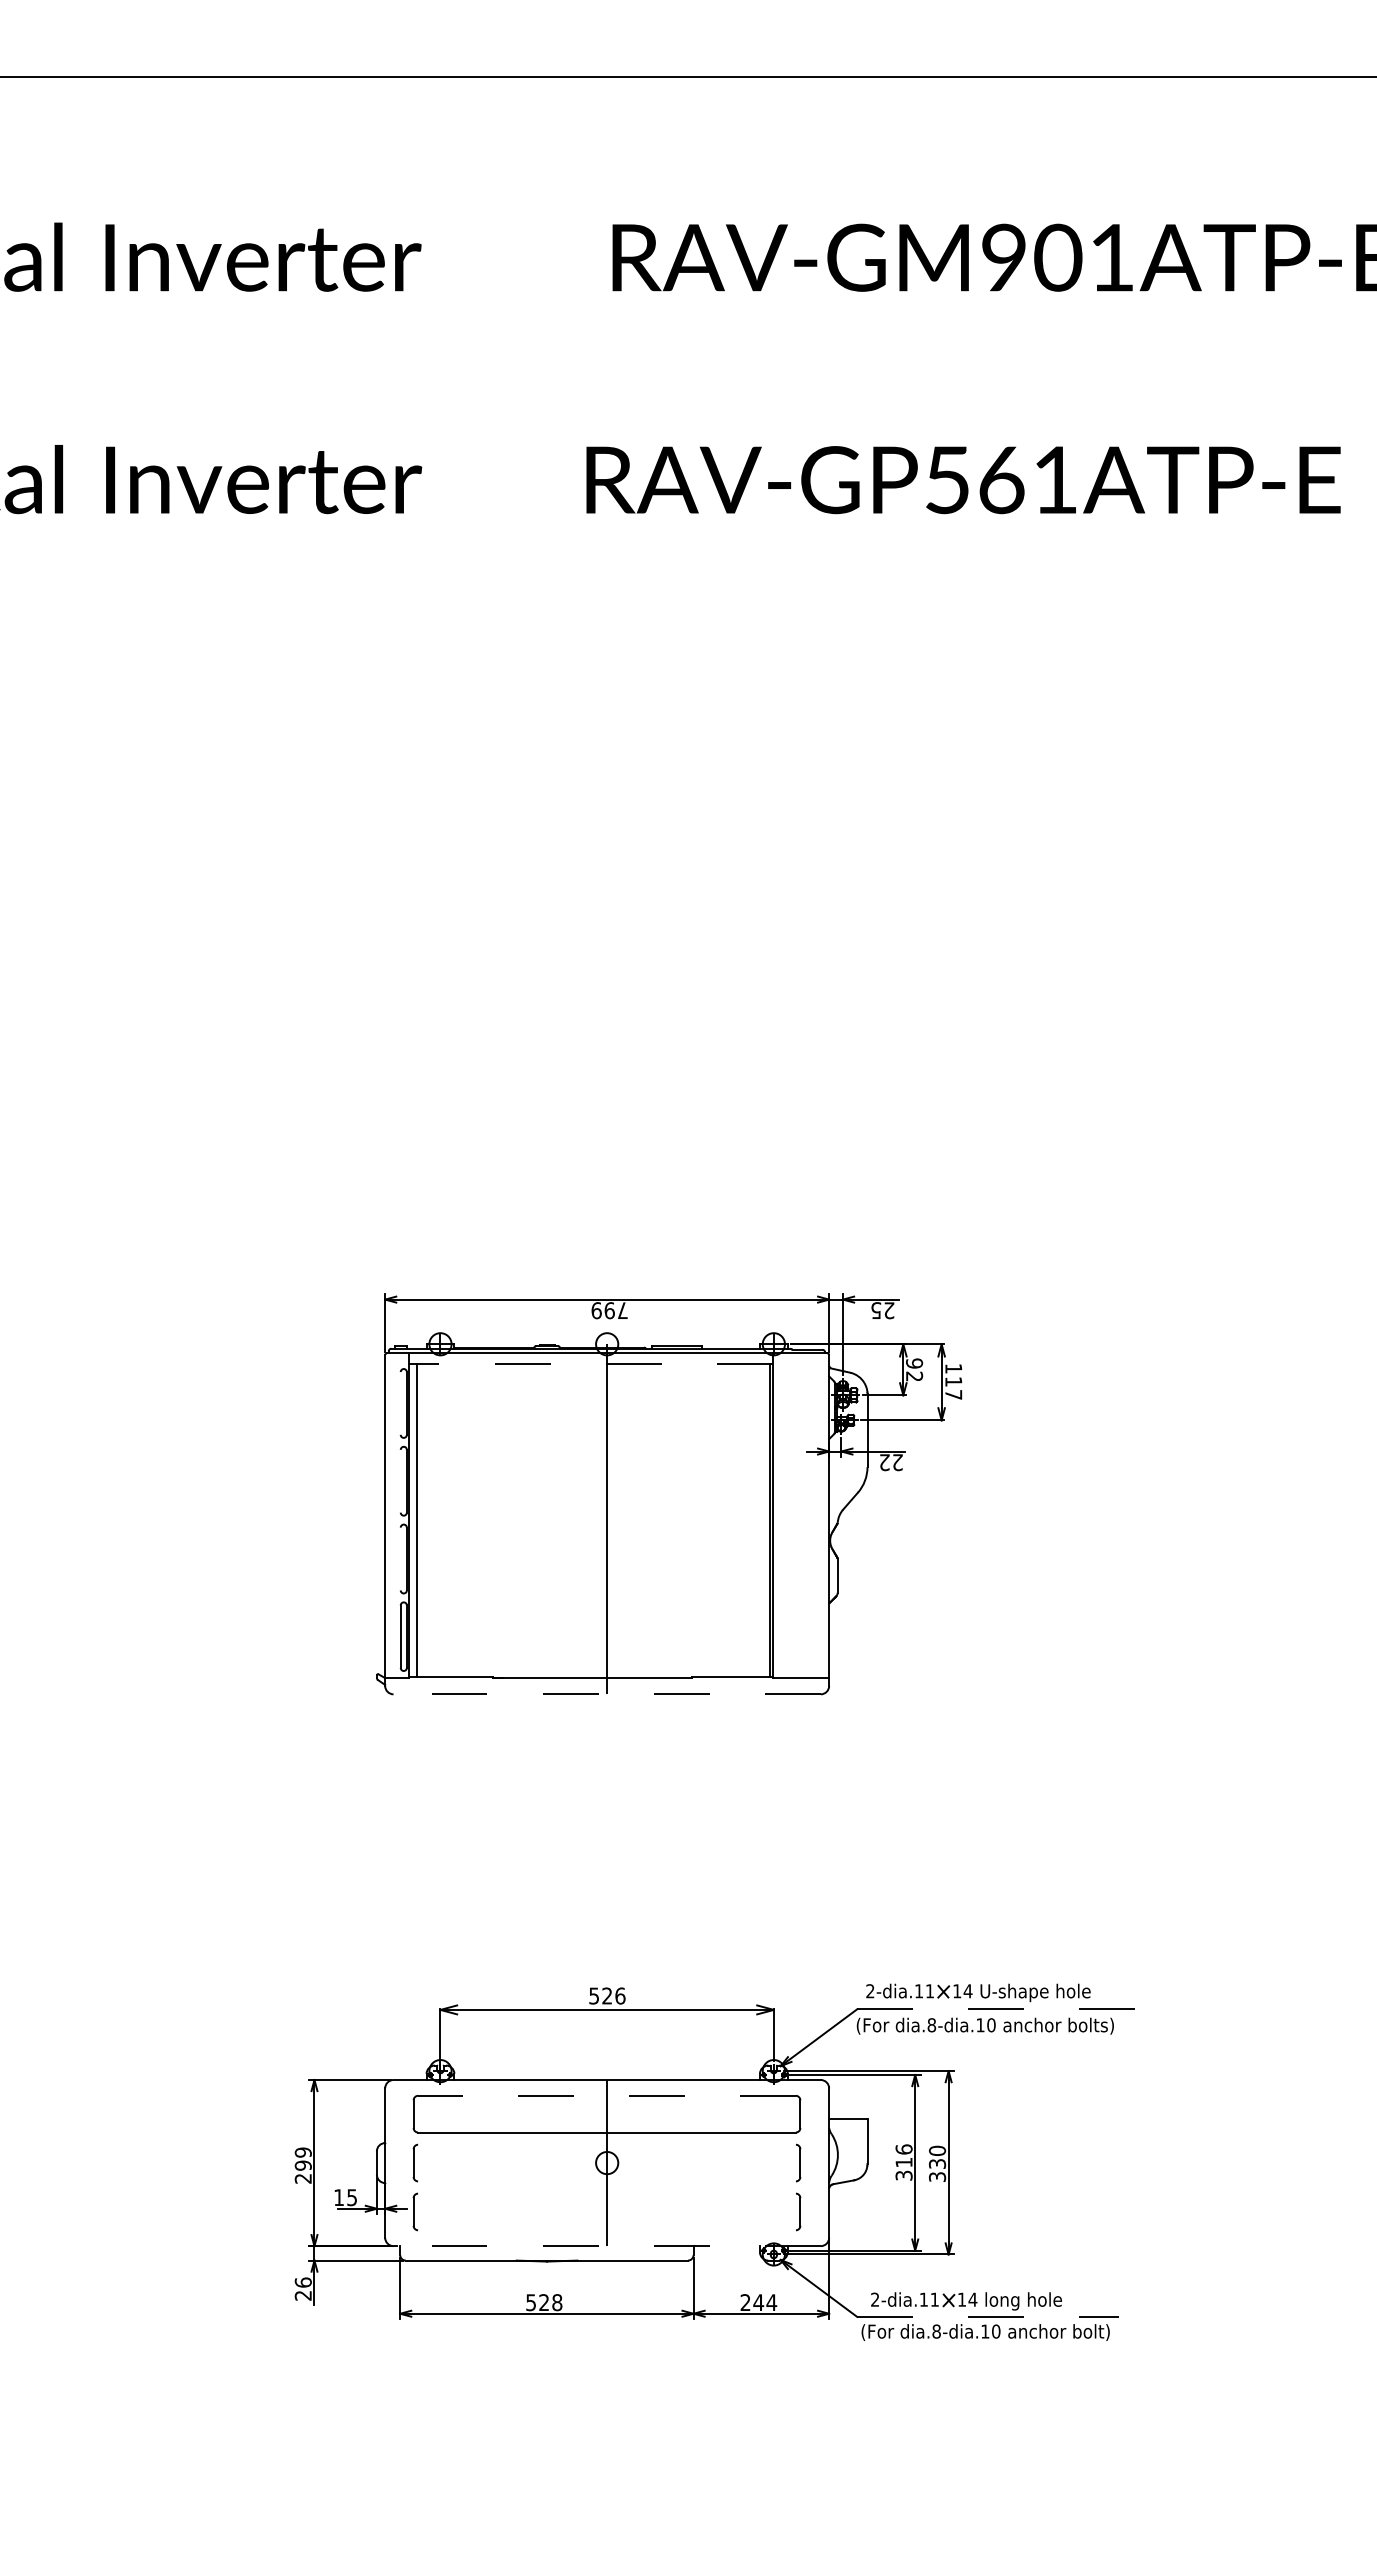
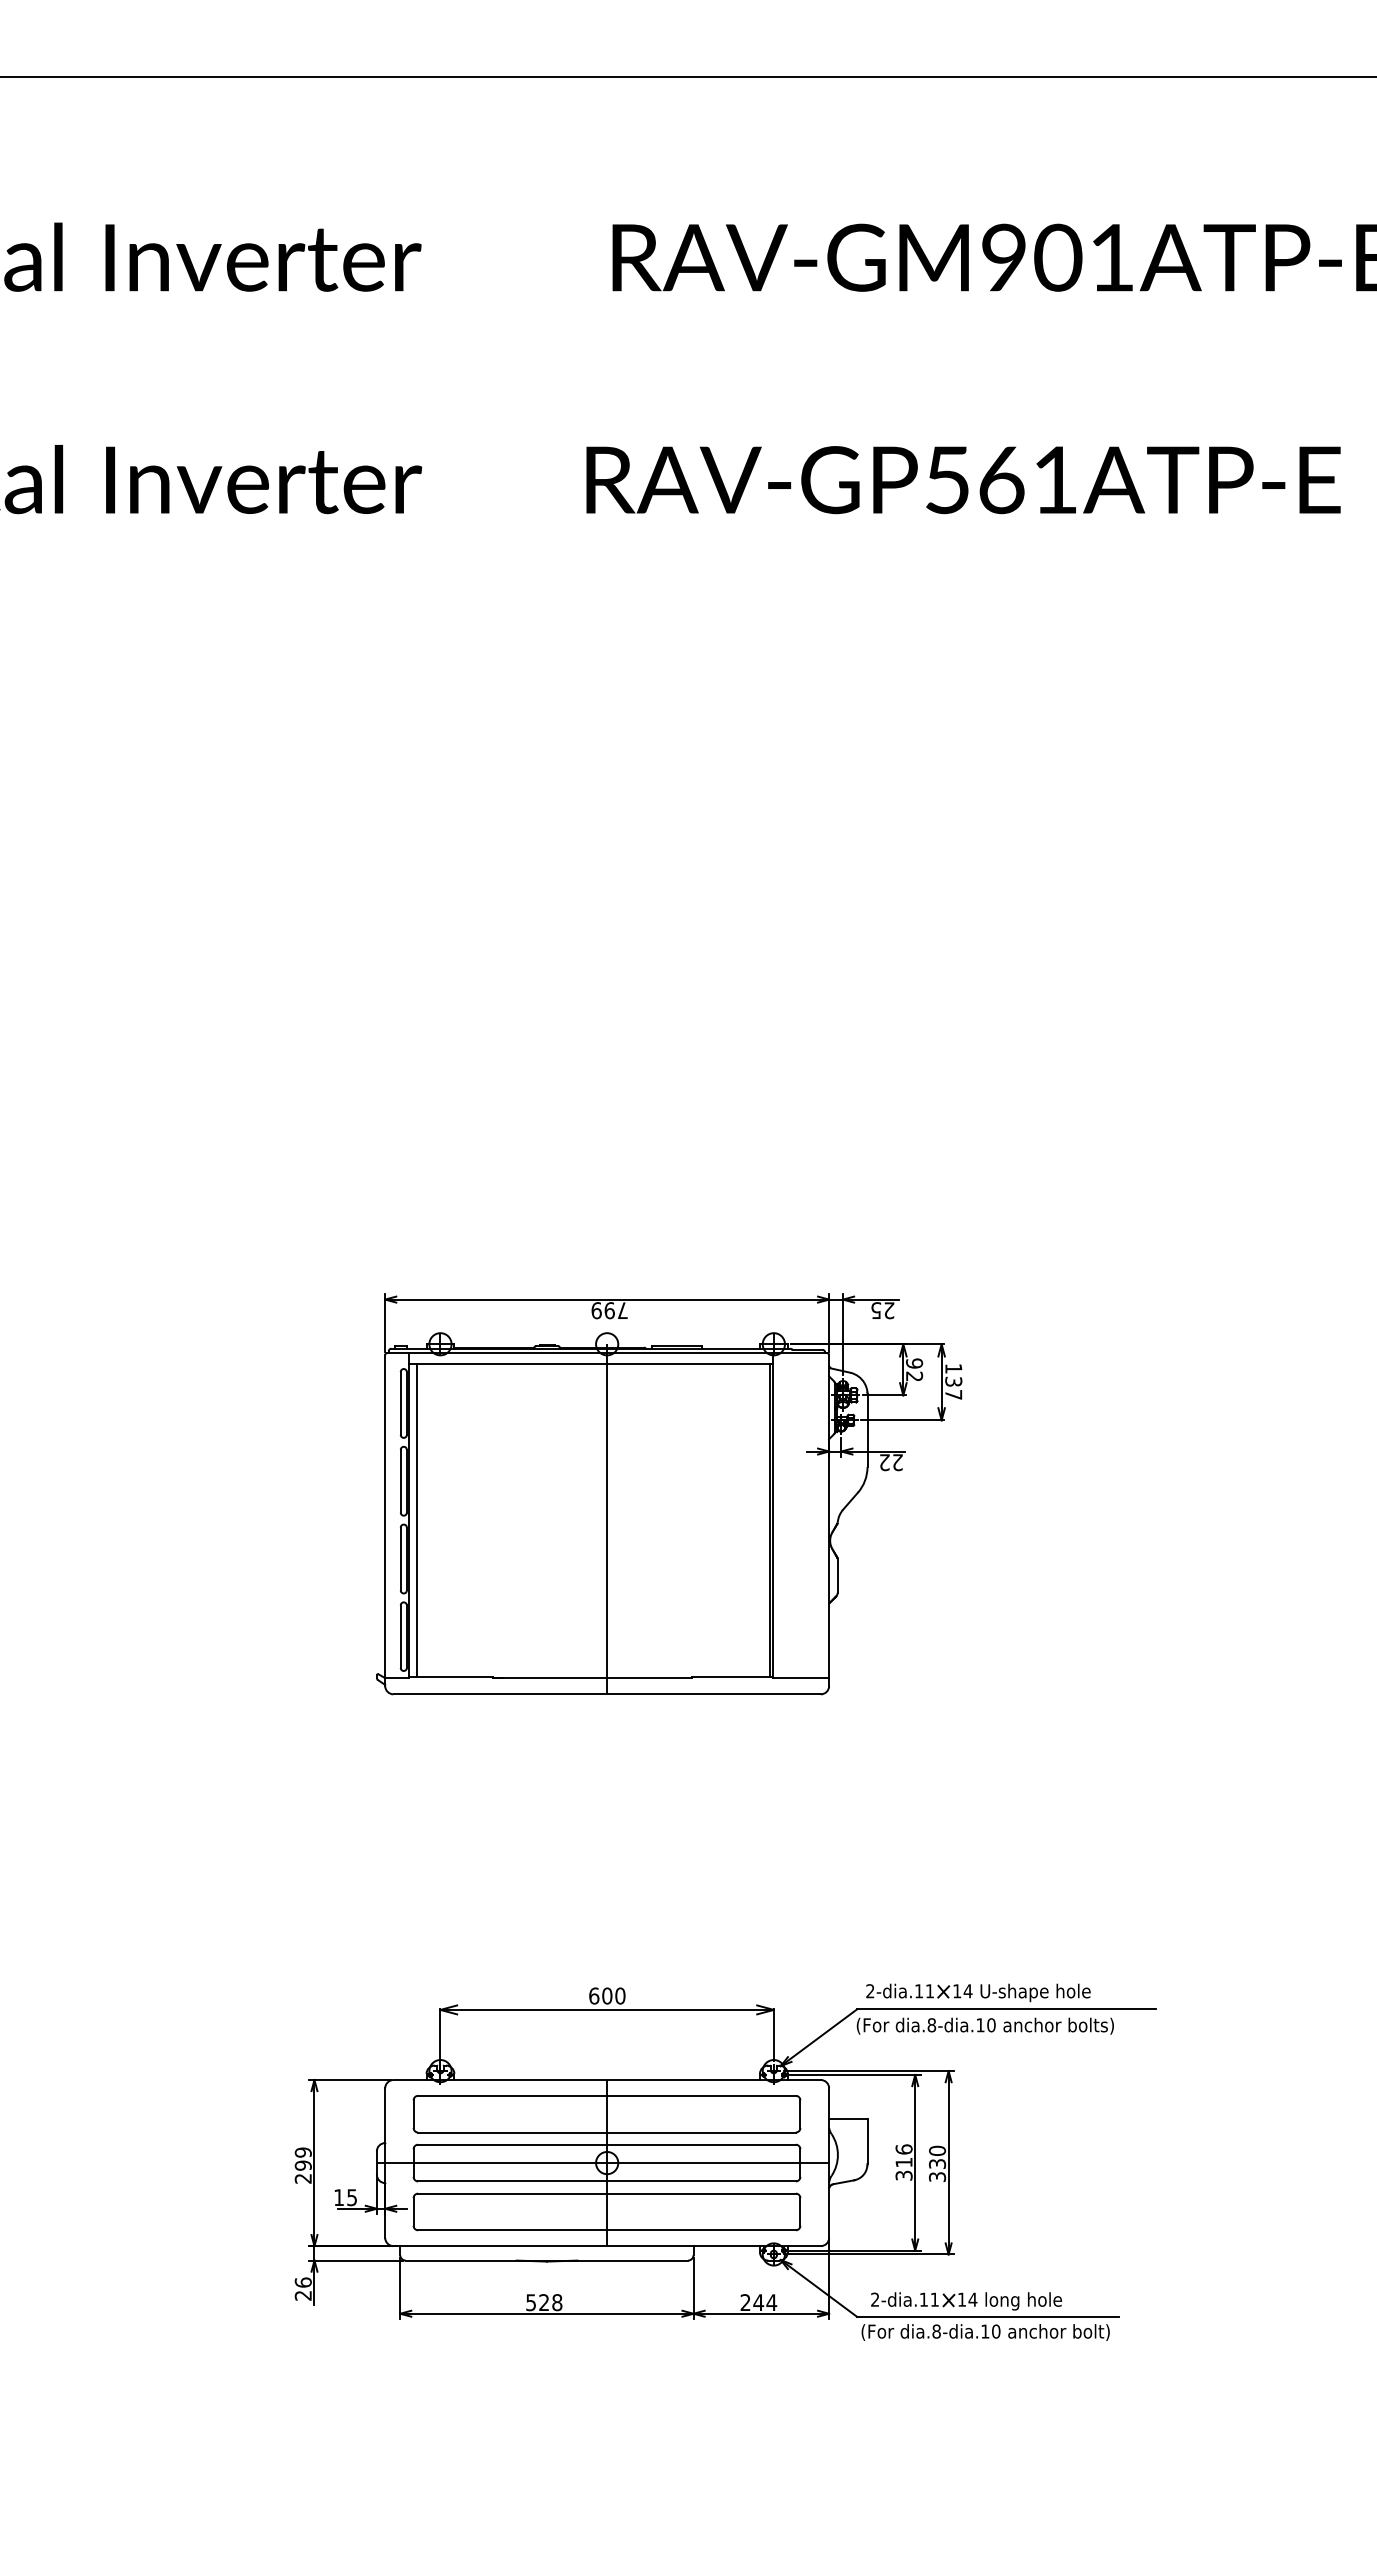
line: dashed -> solid (591, 1364)
text: 117 -> 137 (953, 1381)
line: none -> present (400, 1403)
line: none -> present (400, 1480)
line: none -> present (400, 1558)
line: dashed -> solid (607, 1694)
text: 526 -> 600 (607, 1995)
line: dashed -> solid (1006, 2009)
line: dashed -> solid (607, 2095)
line: none -> present (606, 2144)
line: none -> present (602, 2163)
line: none -> present (606, 2181)
line: none -> present (606, 2193)
line: none -> present (606, 2230)
line: dashed -> solid (607, 2246)
line: dashed -> solid (988, 2316)
